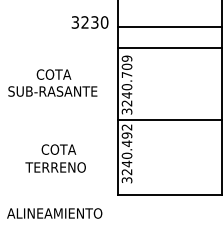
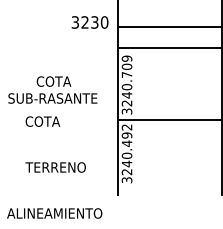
text position: (52, 82) -> (52, 89) (52, 89)
text position: (58, 149) -> (42, 121) (42, 121)
line: present -> none (168, 194)
